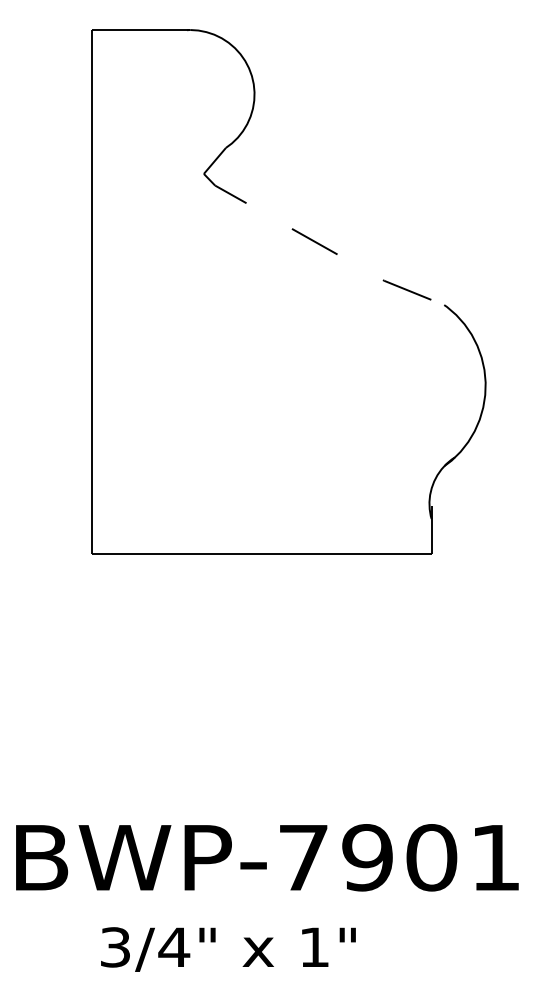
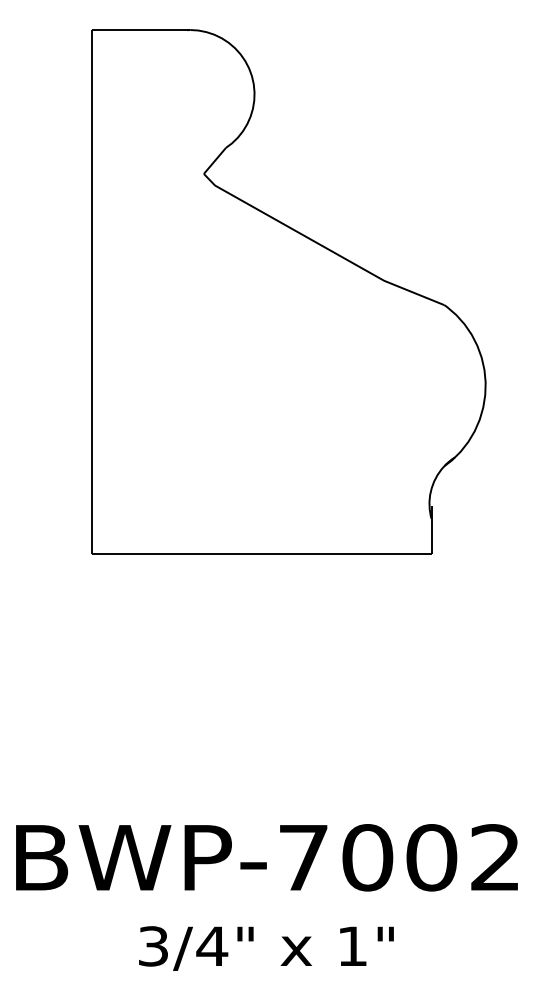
line: dashed -> solid (320, 245)
text: BWP-7901 -> BWP-7002 (430, 857)
text position: (228, 949) -> (266, 948) (266, 948)
